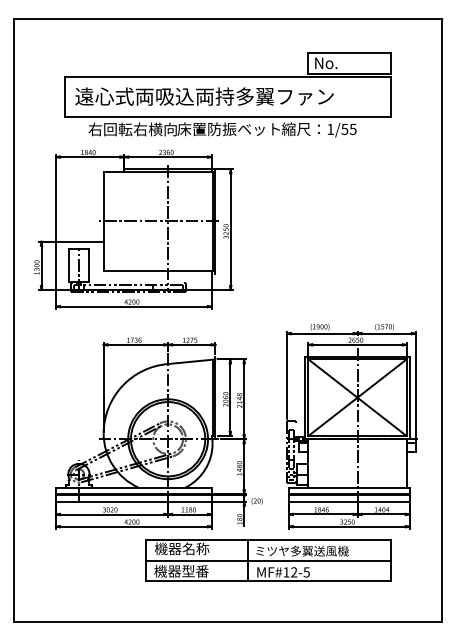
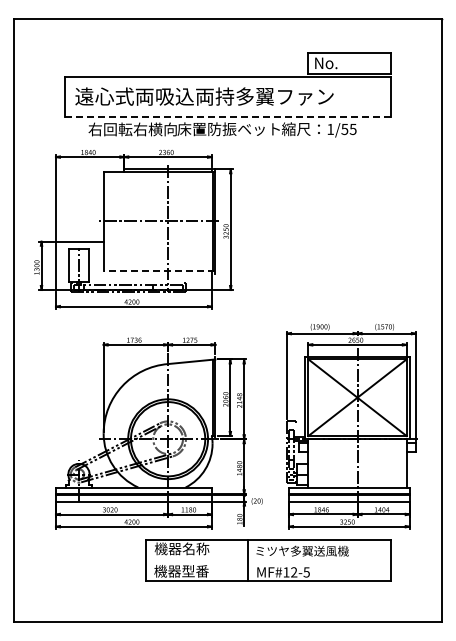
line: solid -> dashed (228, 117)
line: solid -> dashed (159, 270)
line: present -> none (268, 560)
